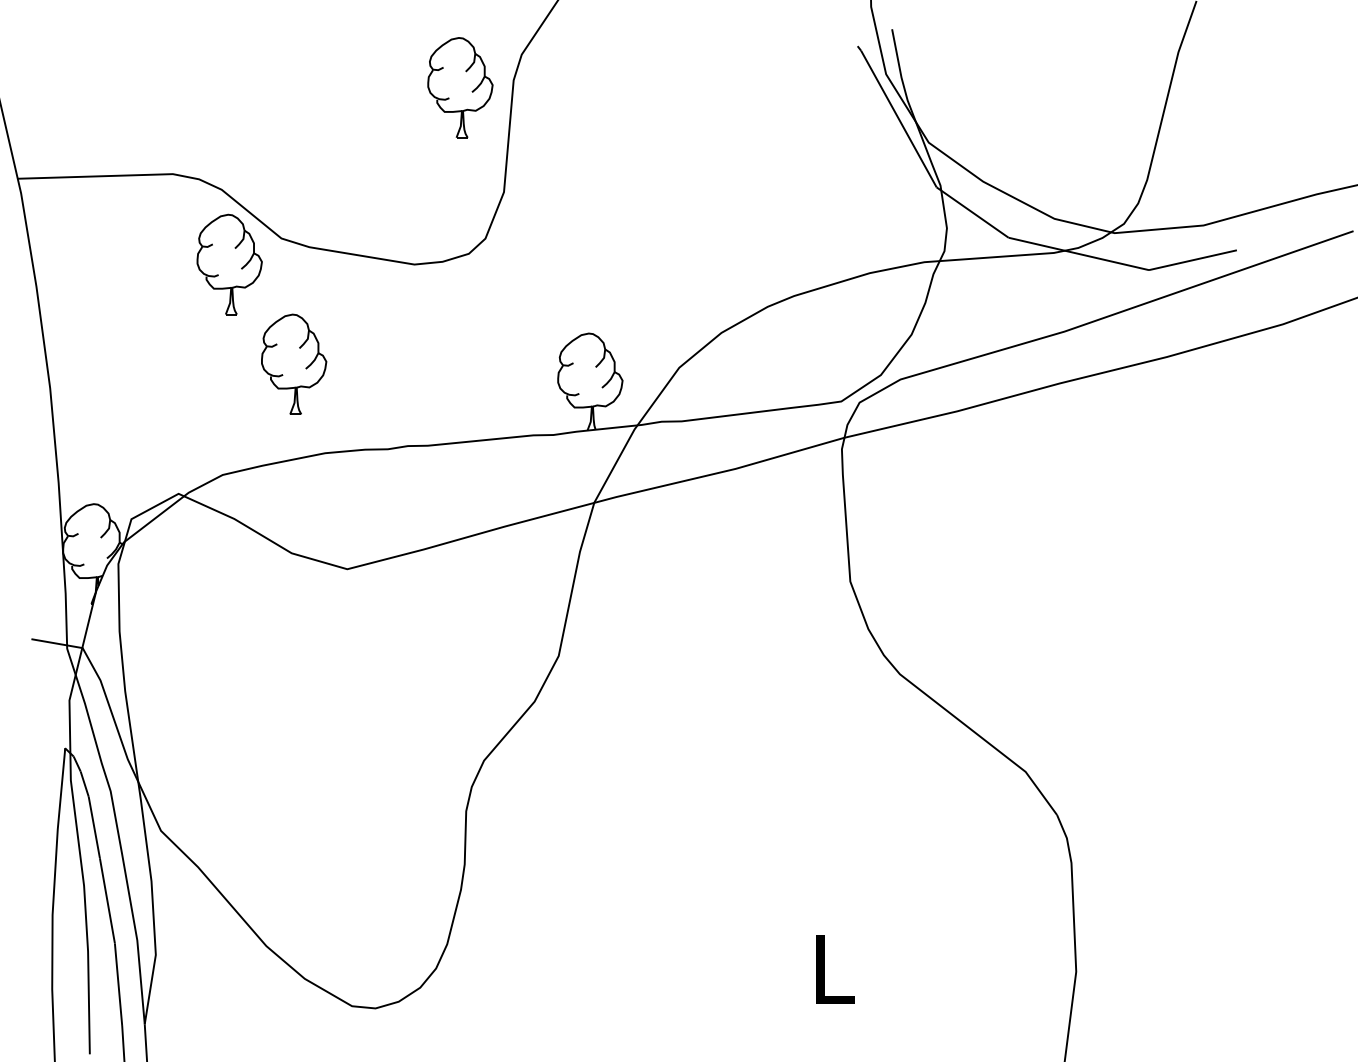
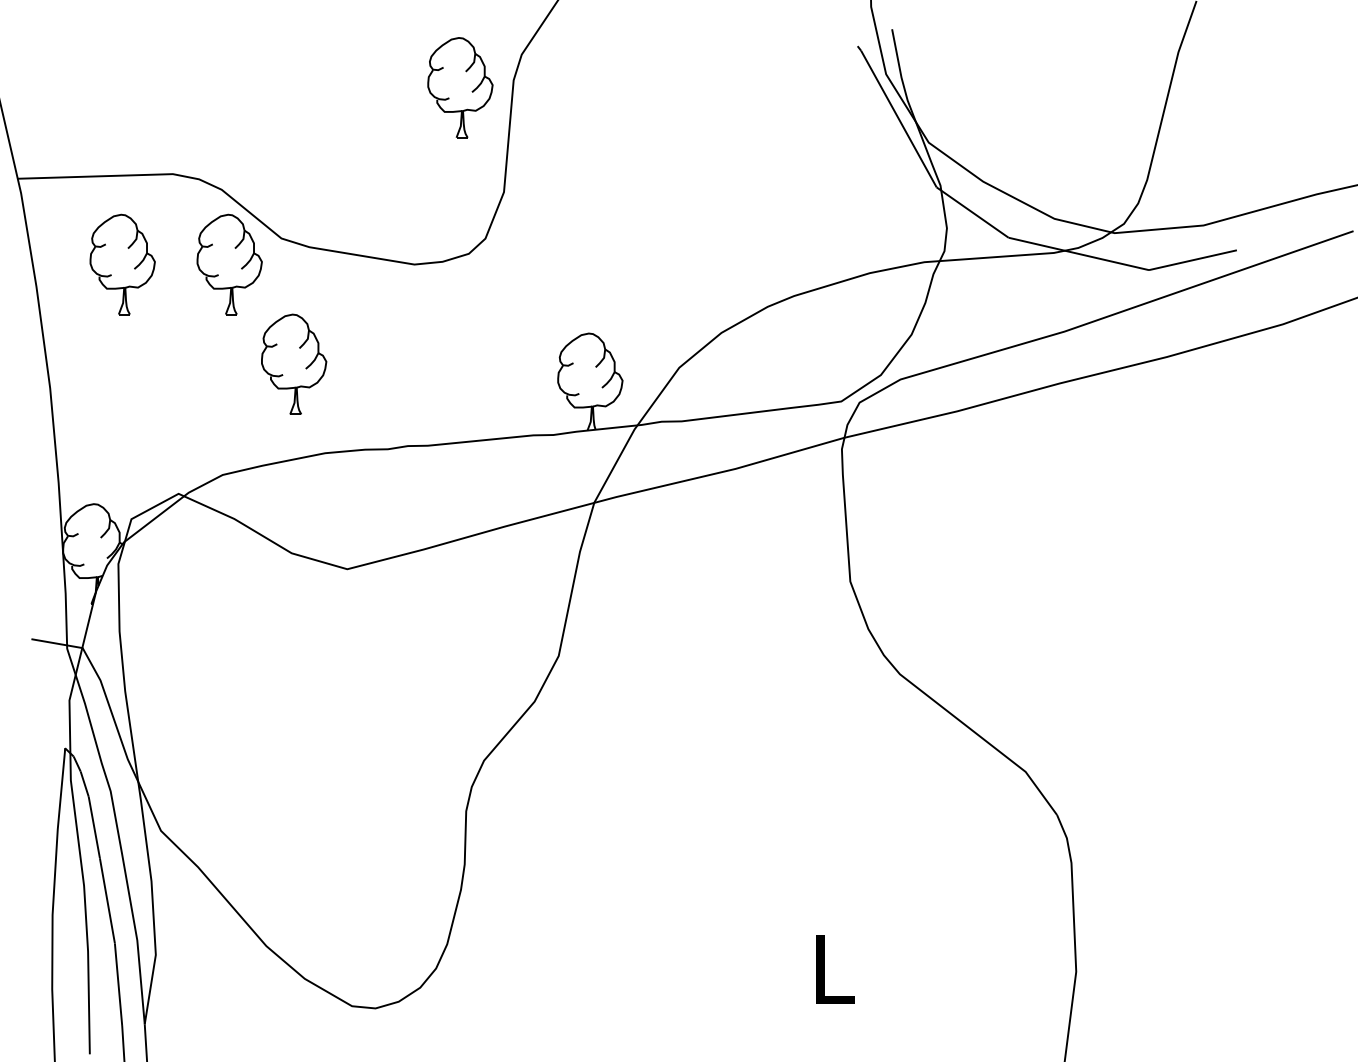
part: none -> present (122, 264)
